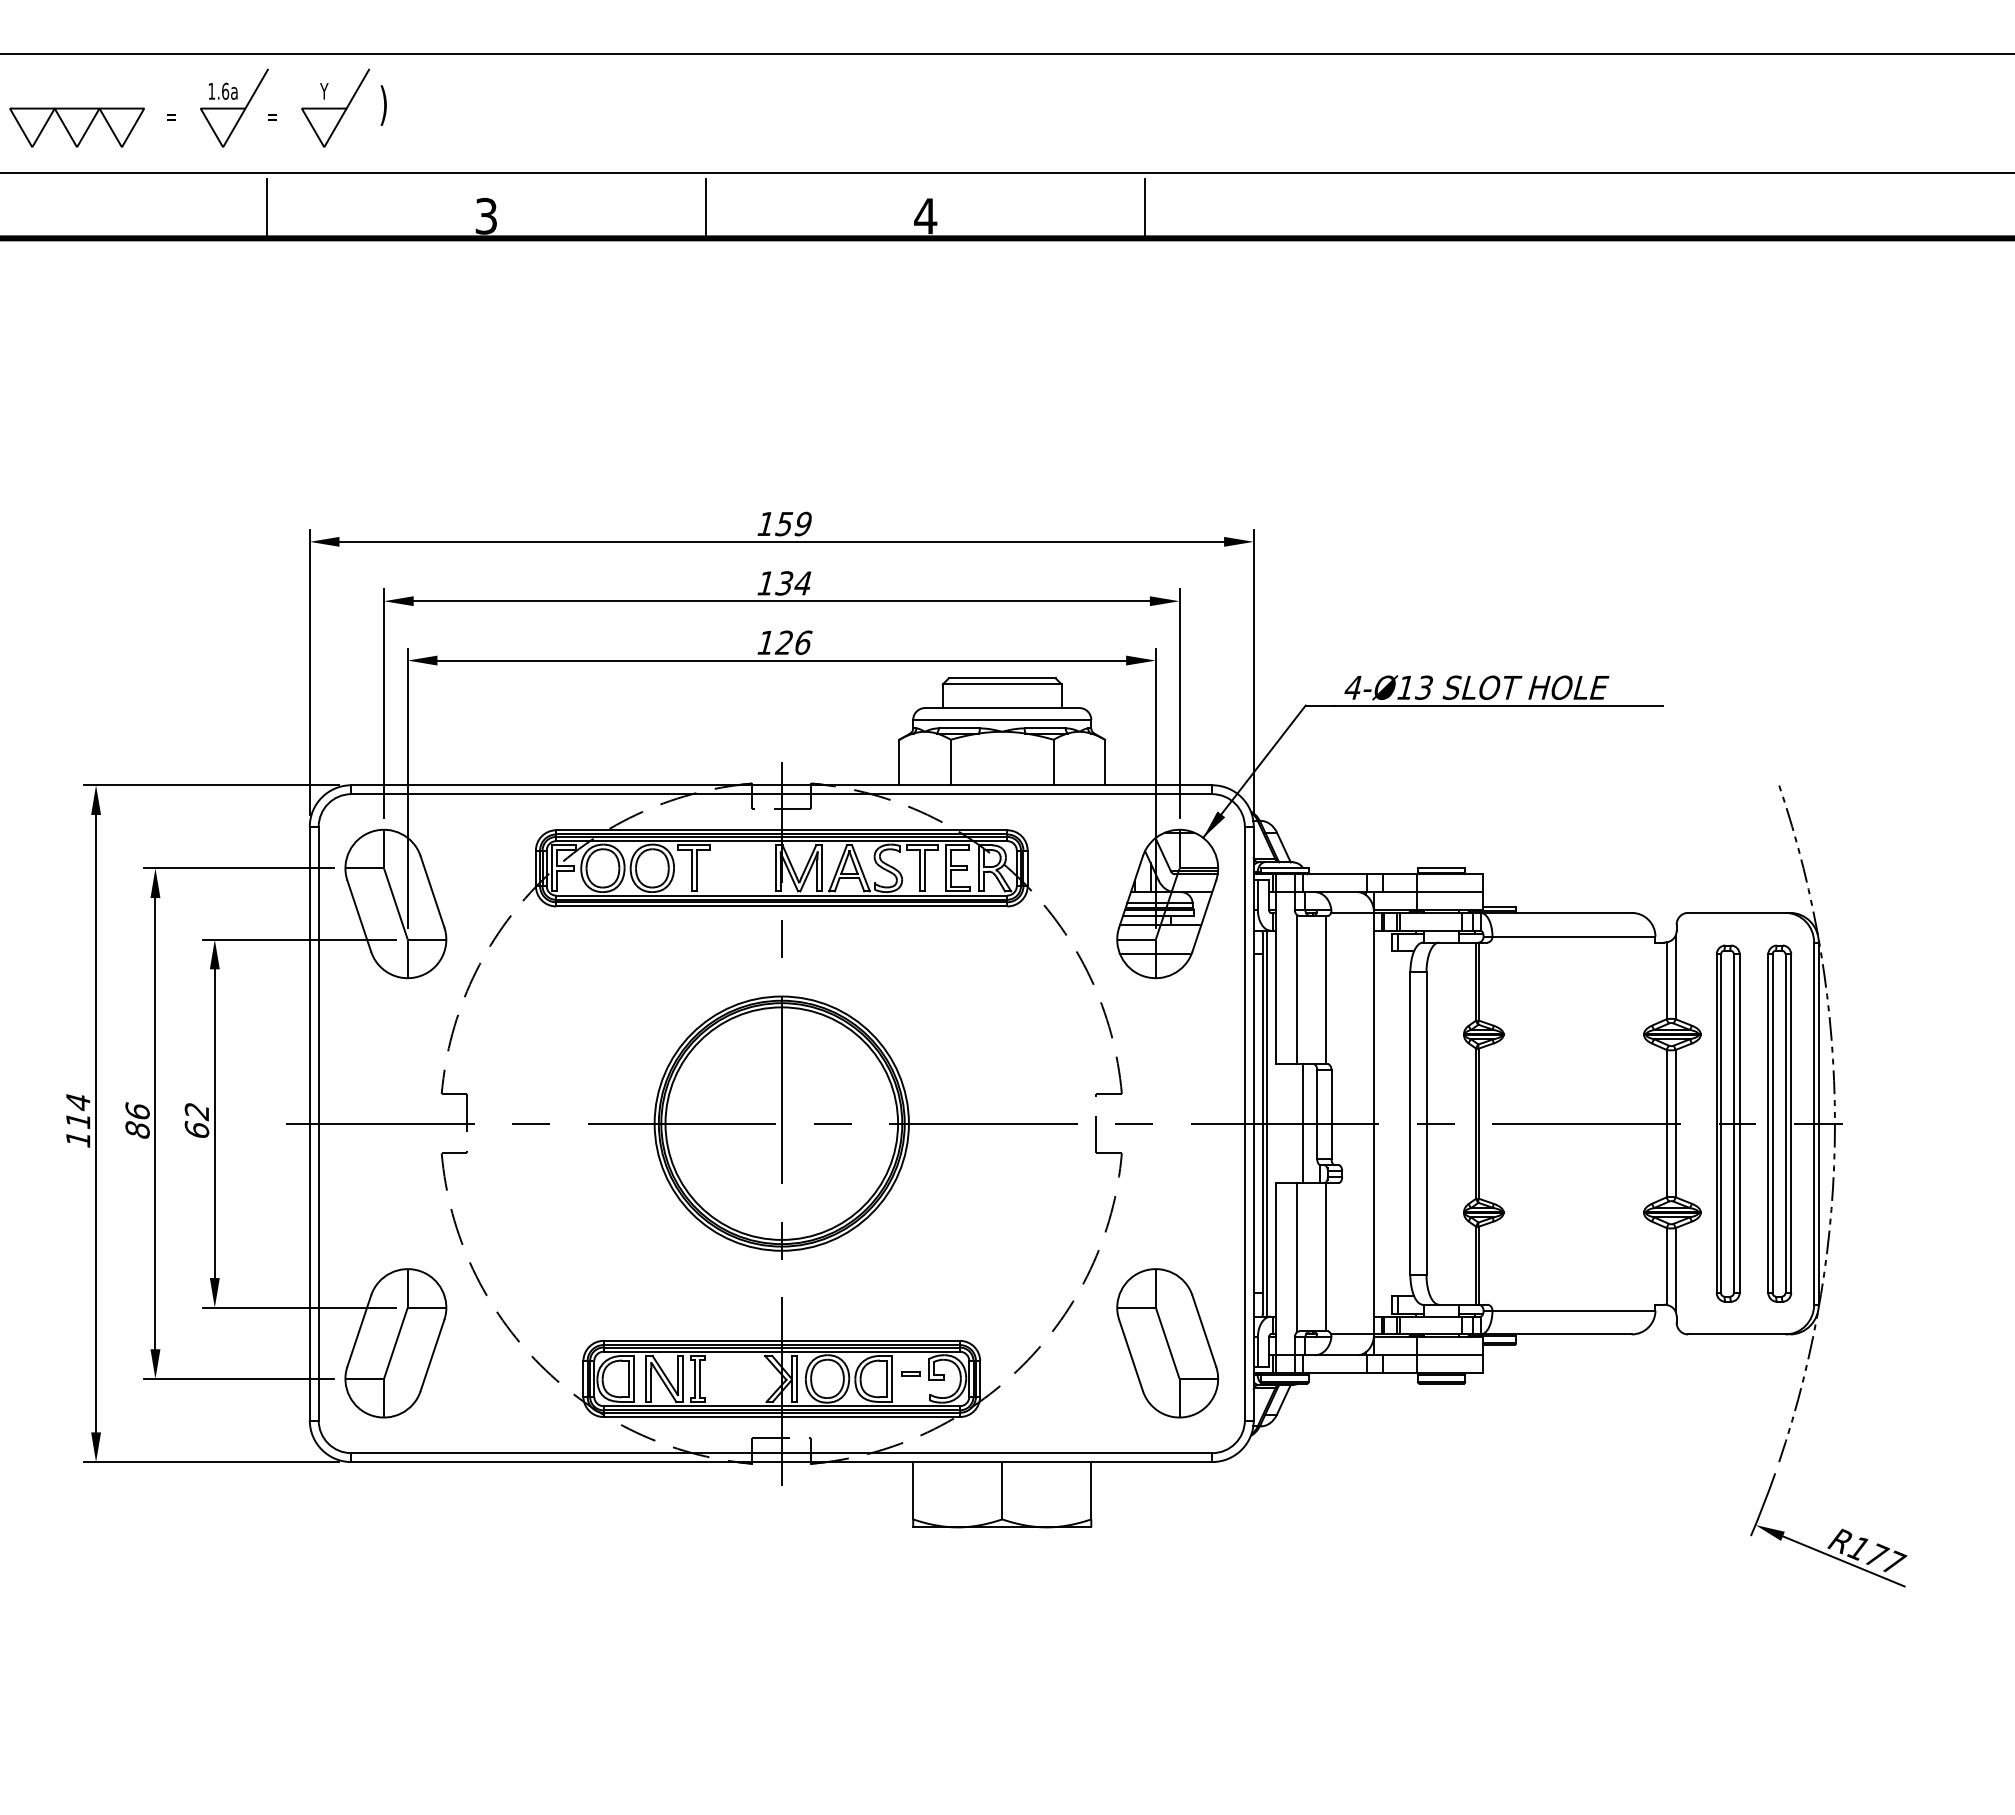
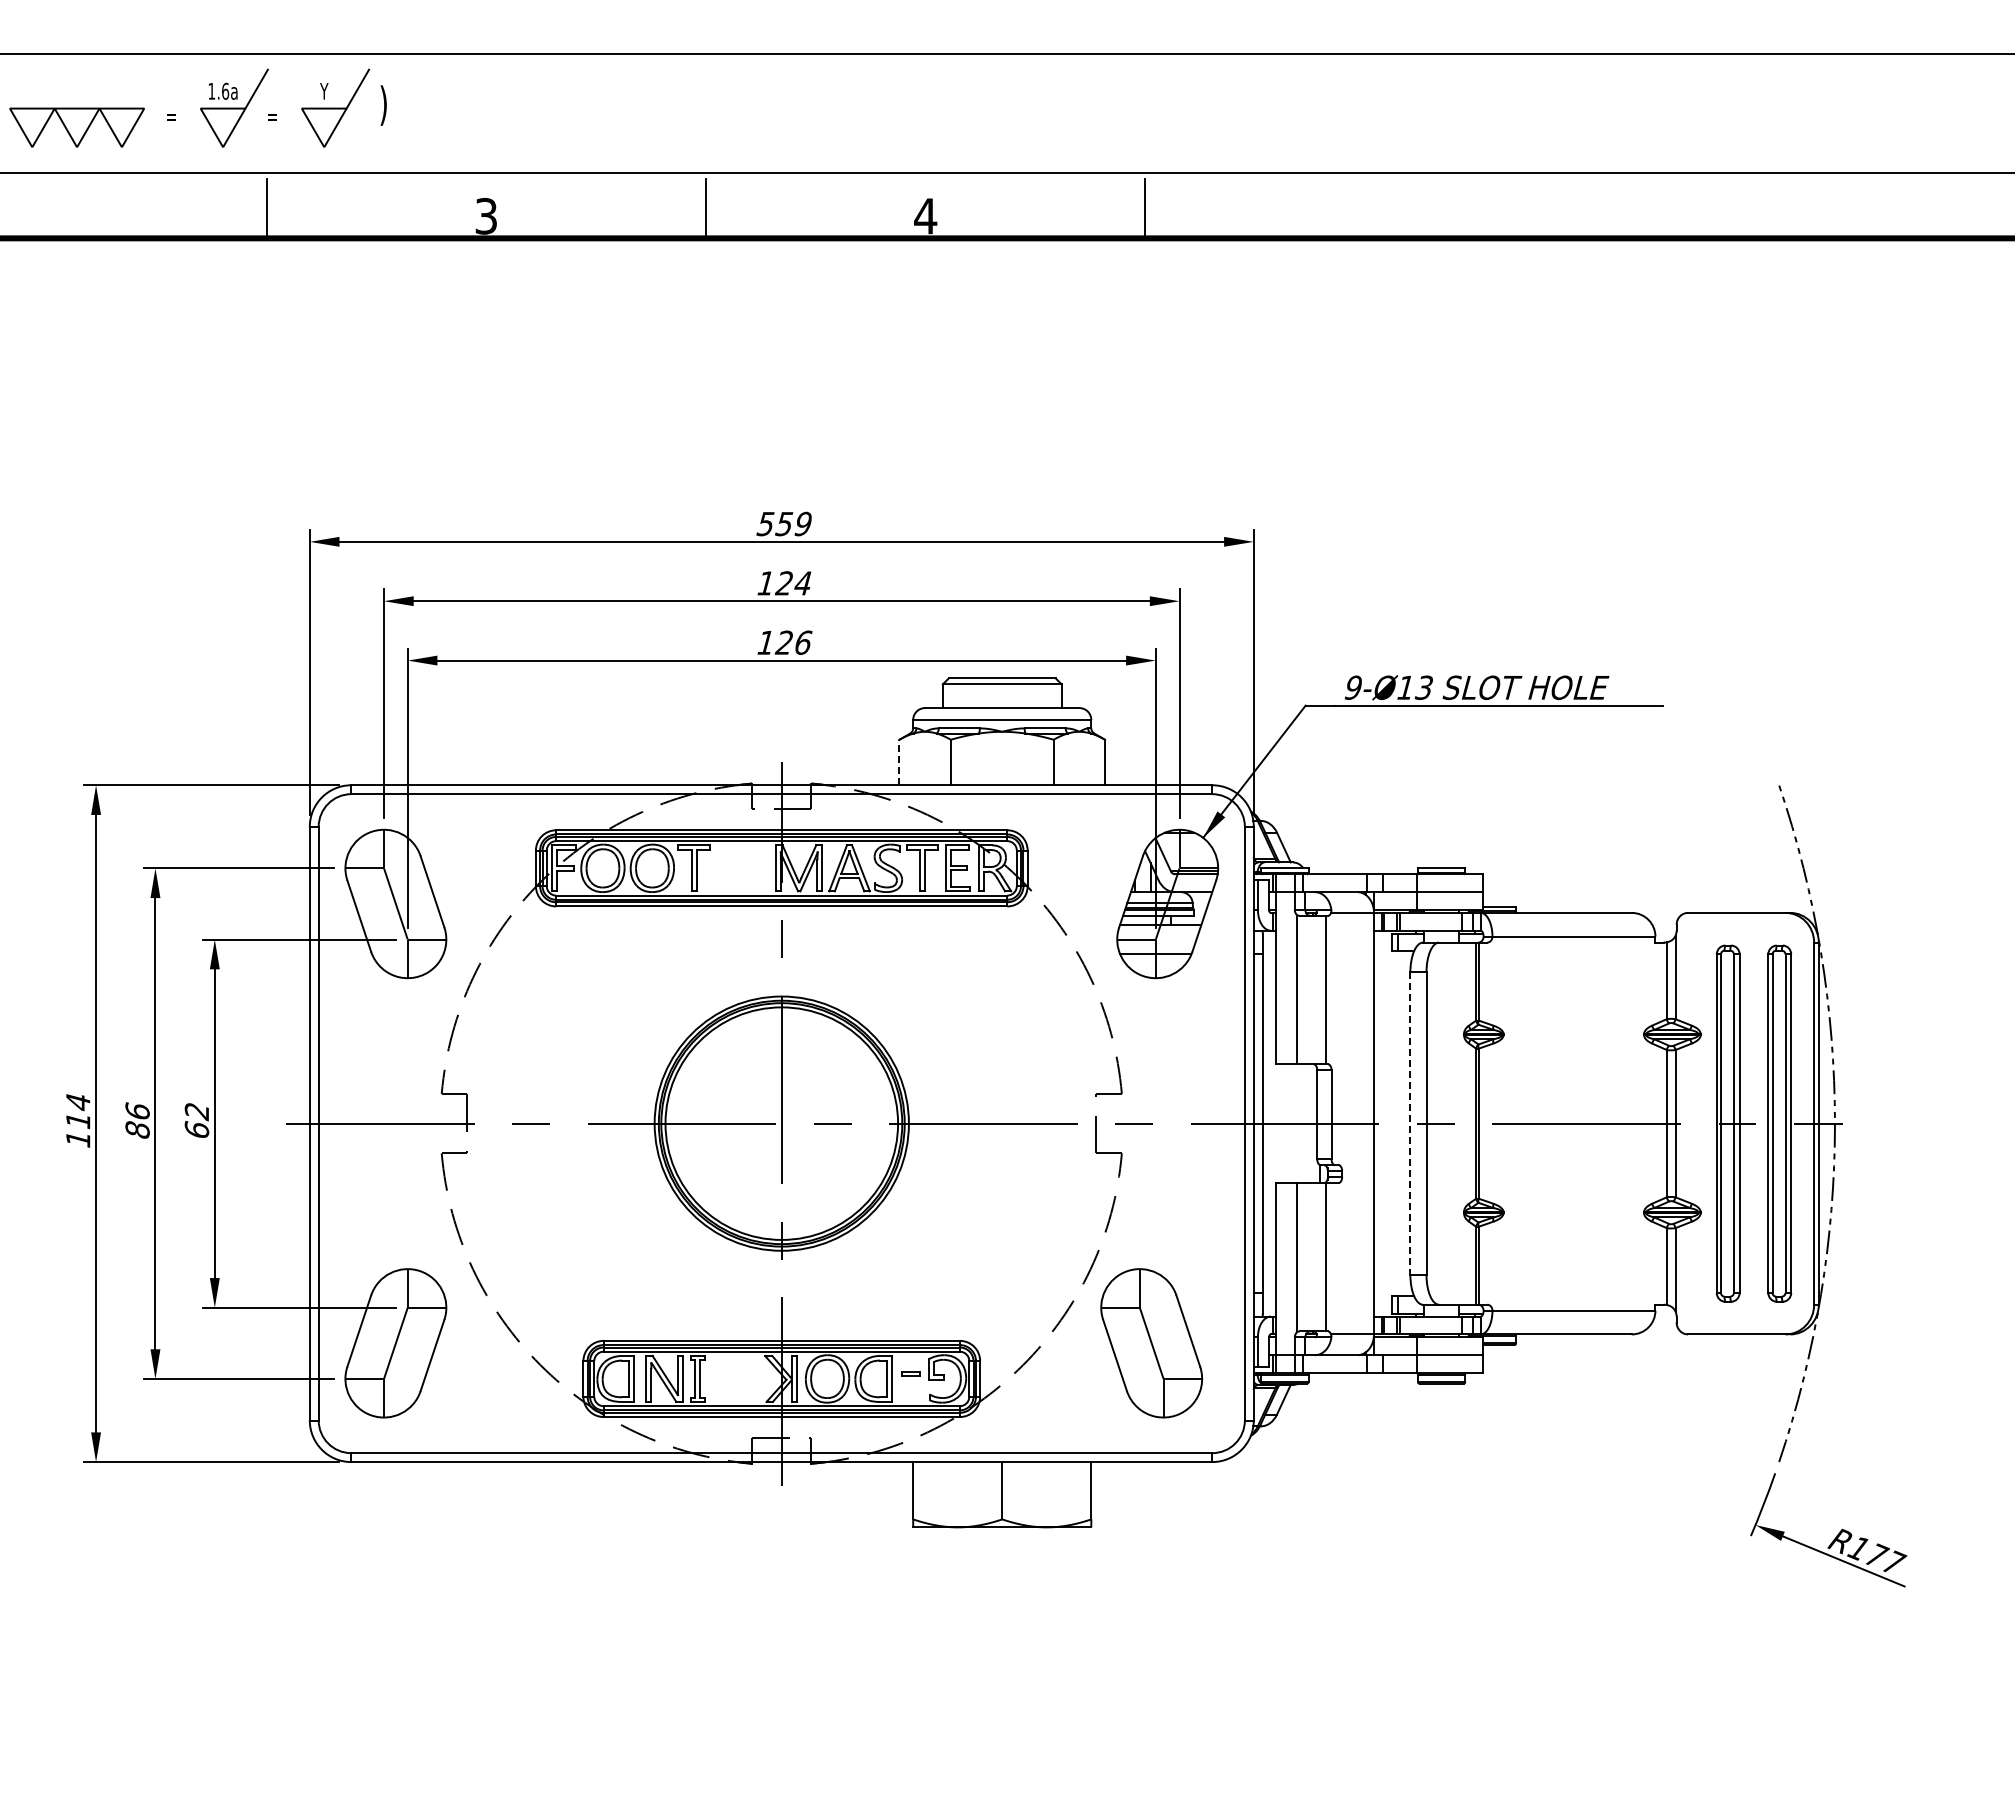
text: 159 -> 559 (765, 524)
text: 134 -> 124 (783, 583)
text: 4-Ø13 -> 9-Ø13 (1352, 687)
line: solid -> dashed (899, 762)
line: present -> none (1267, 1123)
line: present -> none (1302, 1123)
line: solid -> dashed (1410, 1124)
part position: (1167, 1343) -> (1151, 1343) (1151, 1343)
